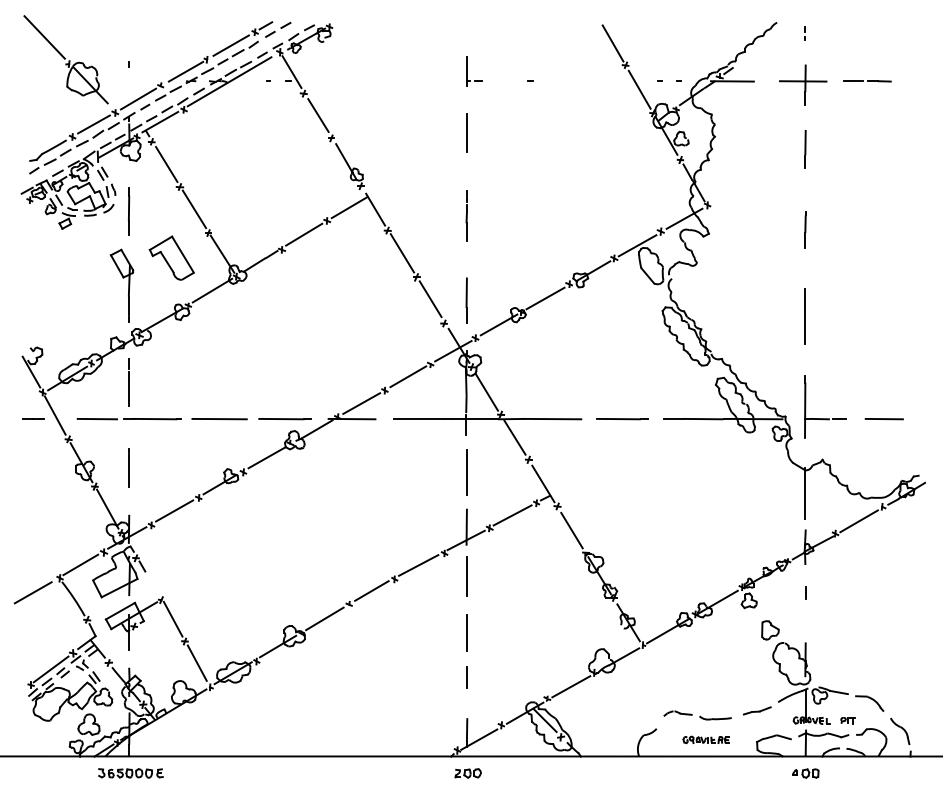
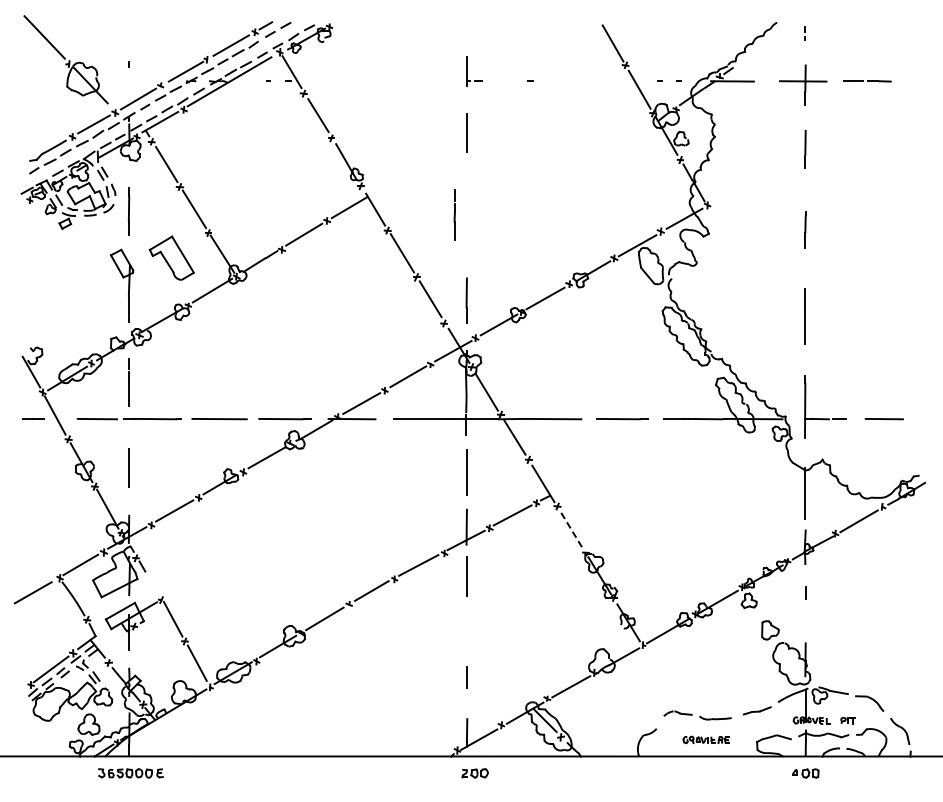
line position: (466, 215) -> (454, 214) (454, 214)
line: solid -> dashed (571, 530)
line: present -> none (466, 632)
part position: (467, 773) -> (474, 773) (474, 773)
